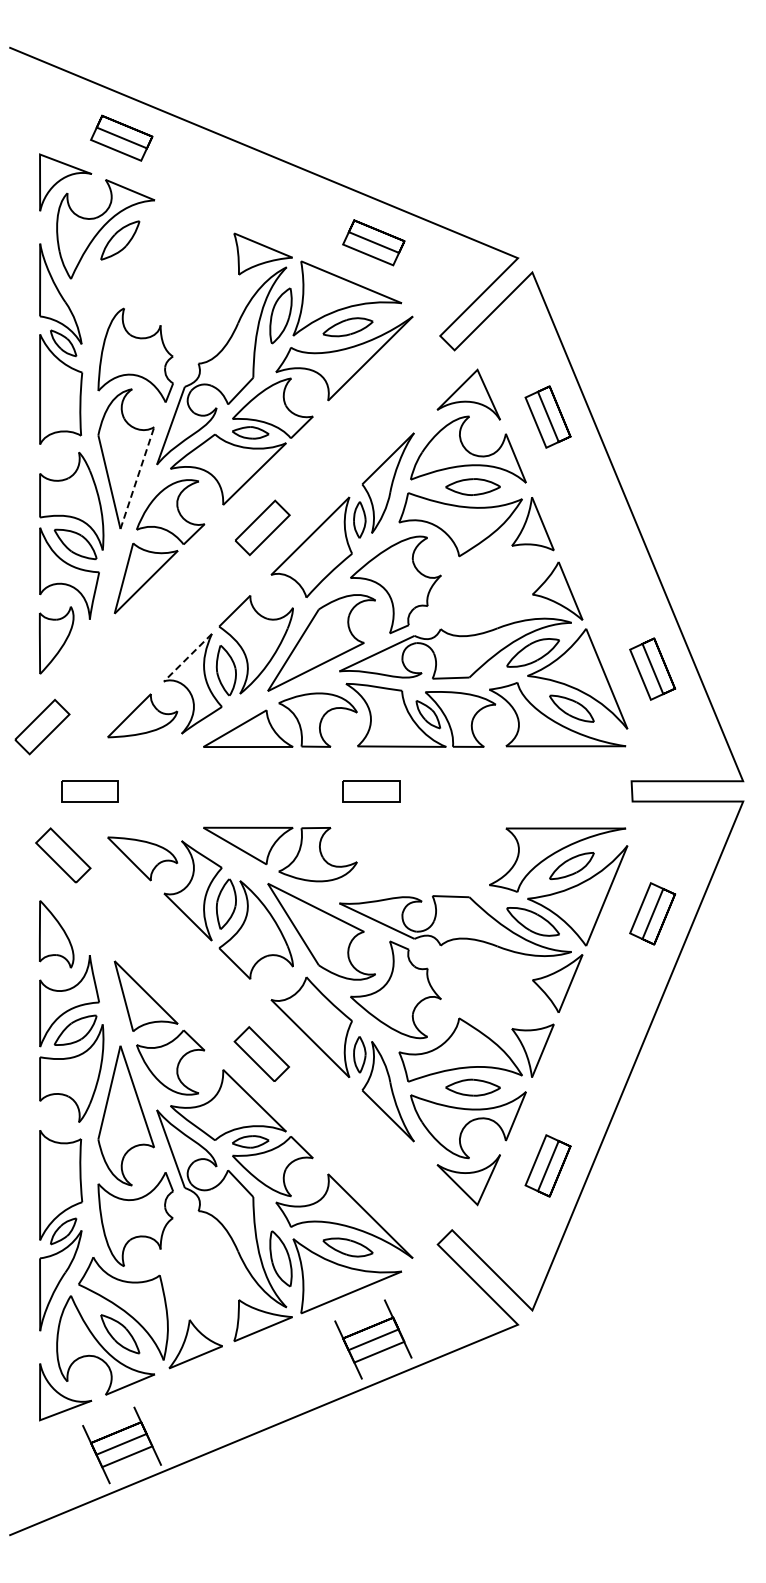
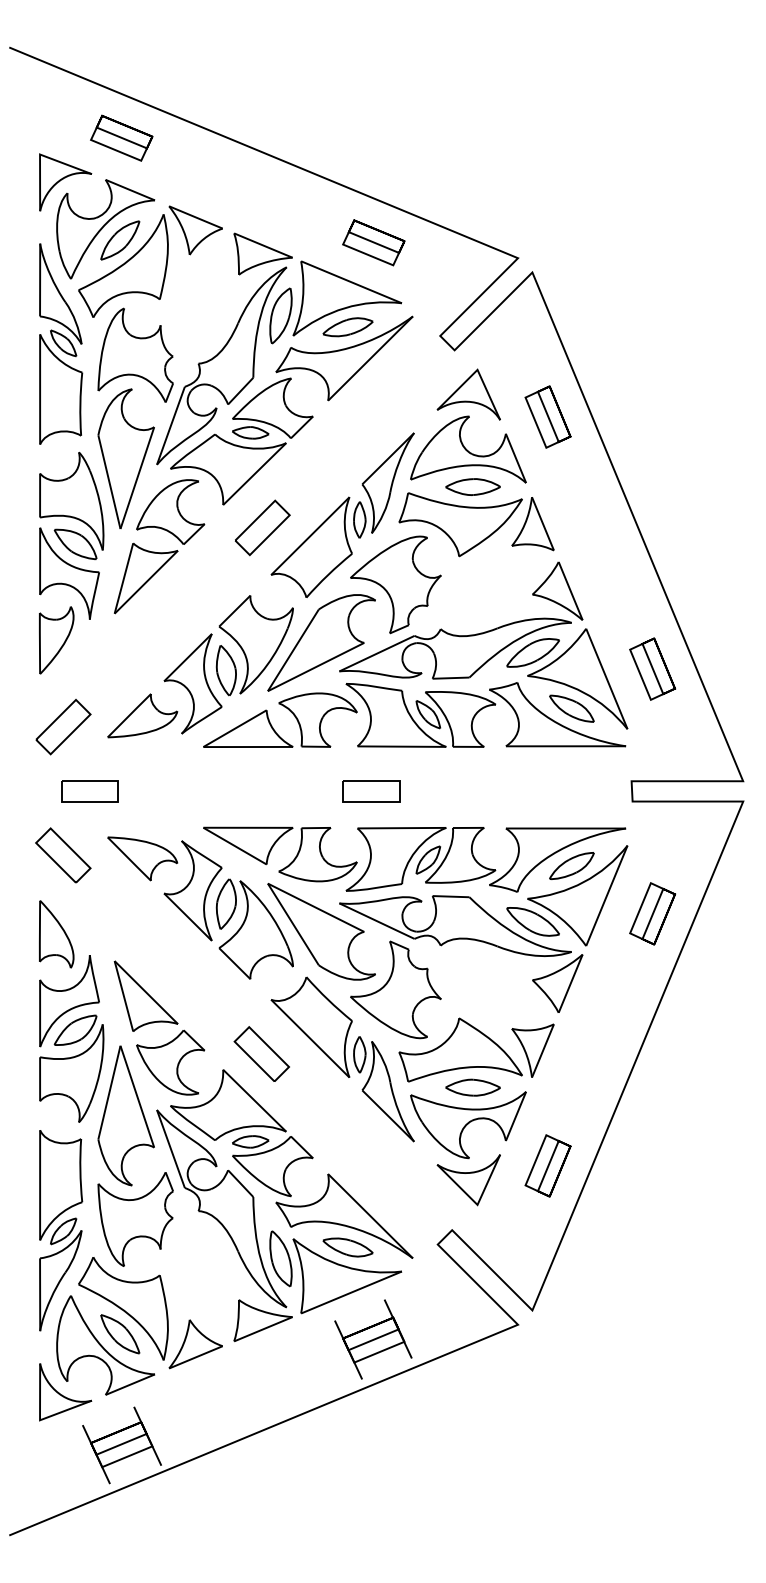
part: none -> present (150, 261)
line: dashed -> solid (137, 478)
line: dashed -> solid (187, 658)
part position: (42, 727) -> (63, 727) (63, 727)
part: none -> present (420, 859)
